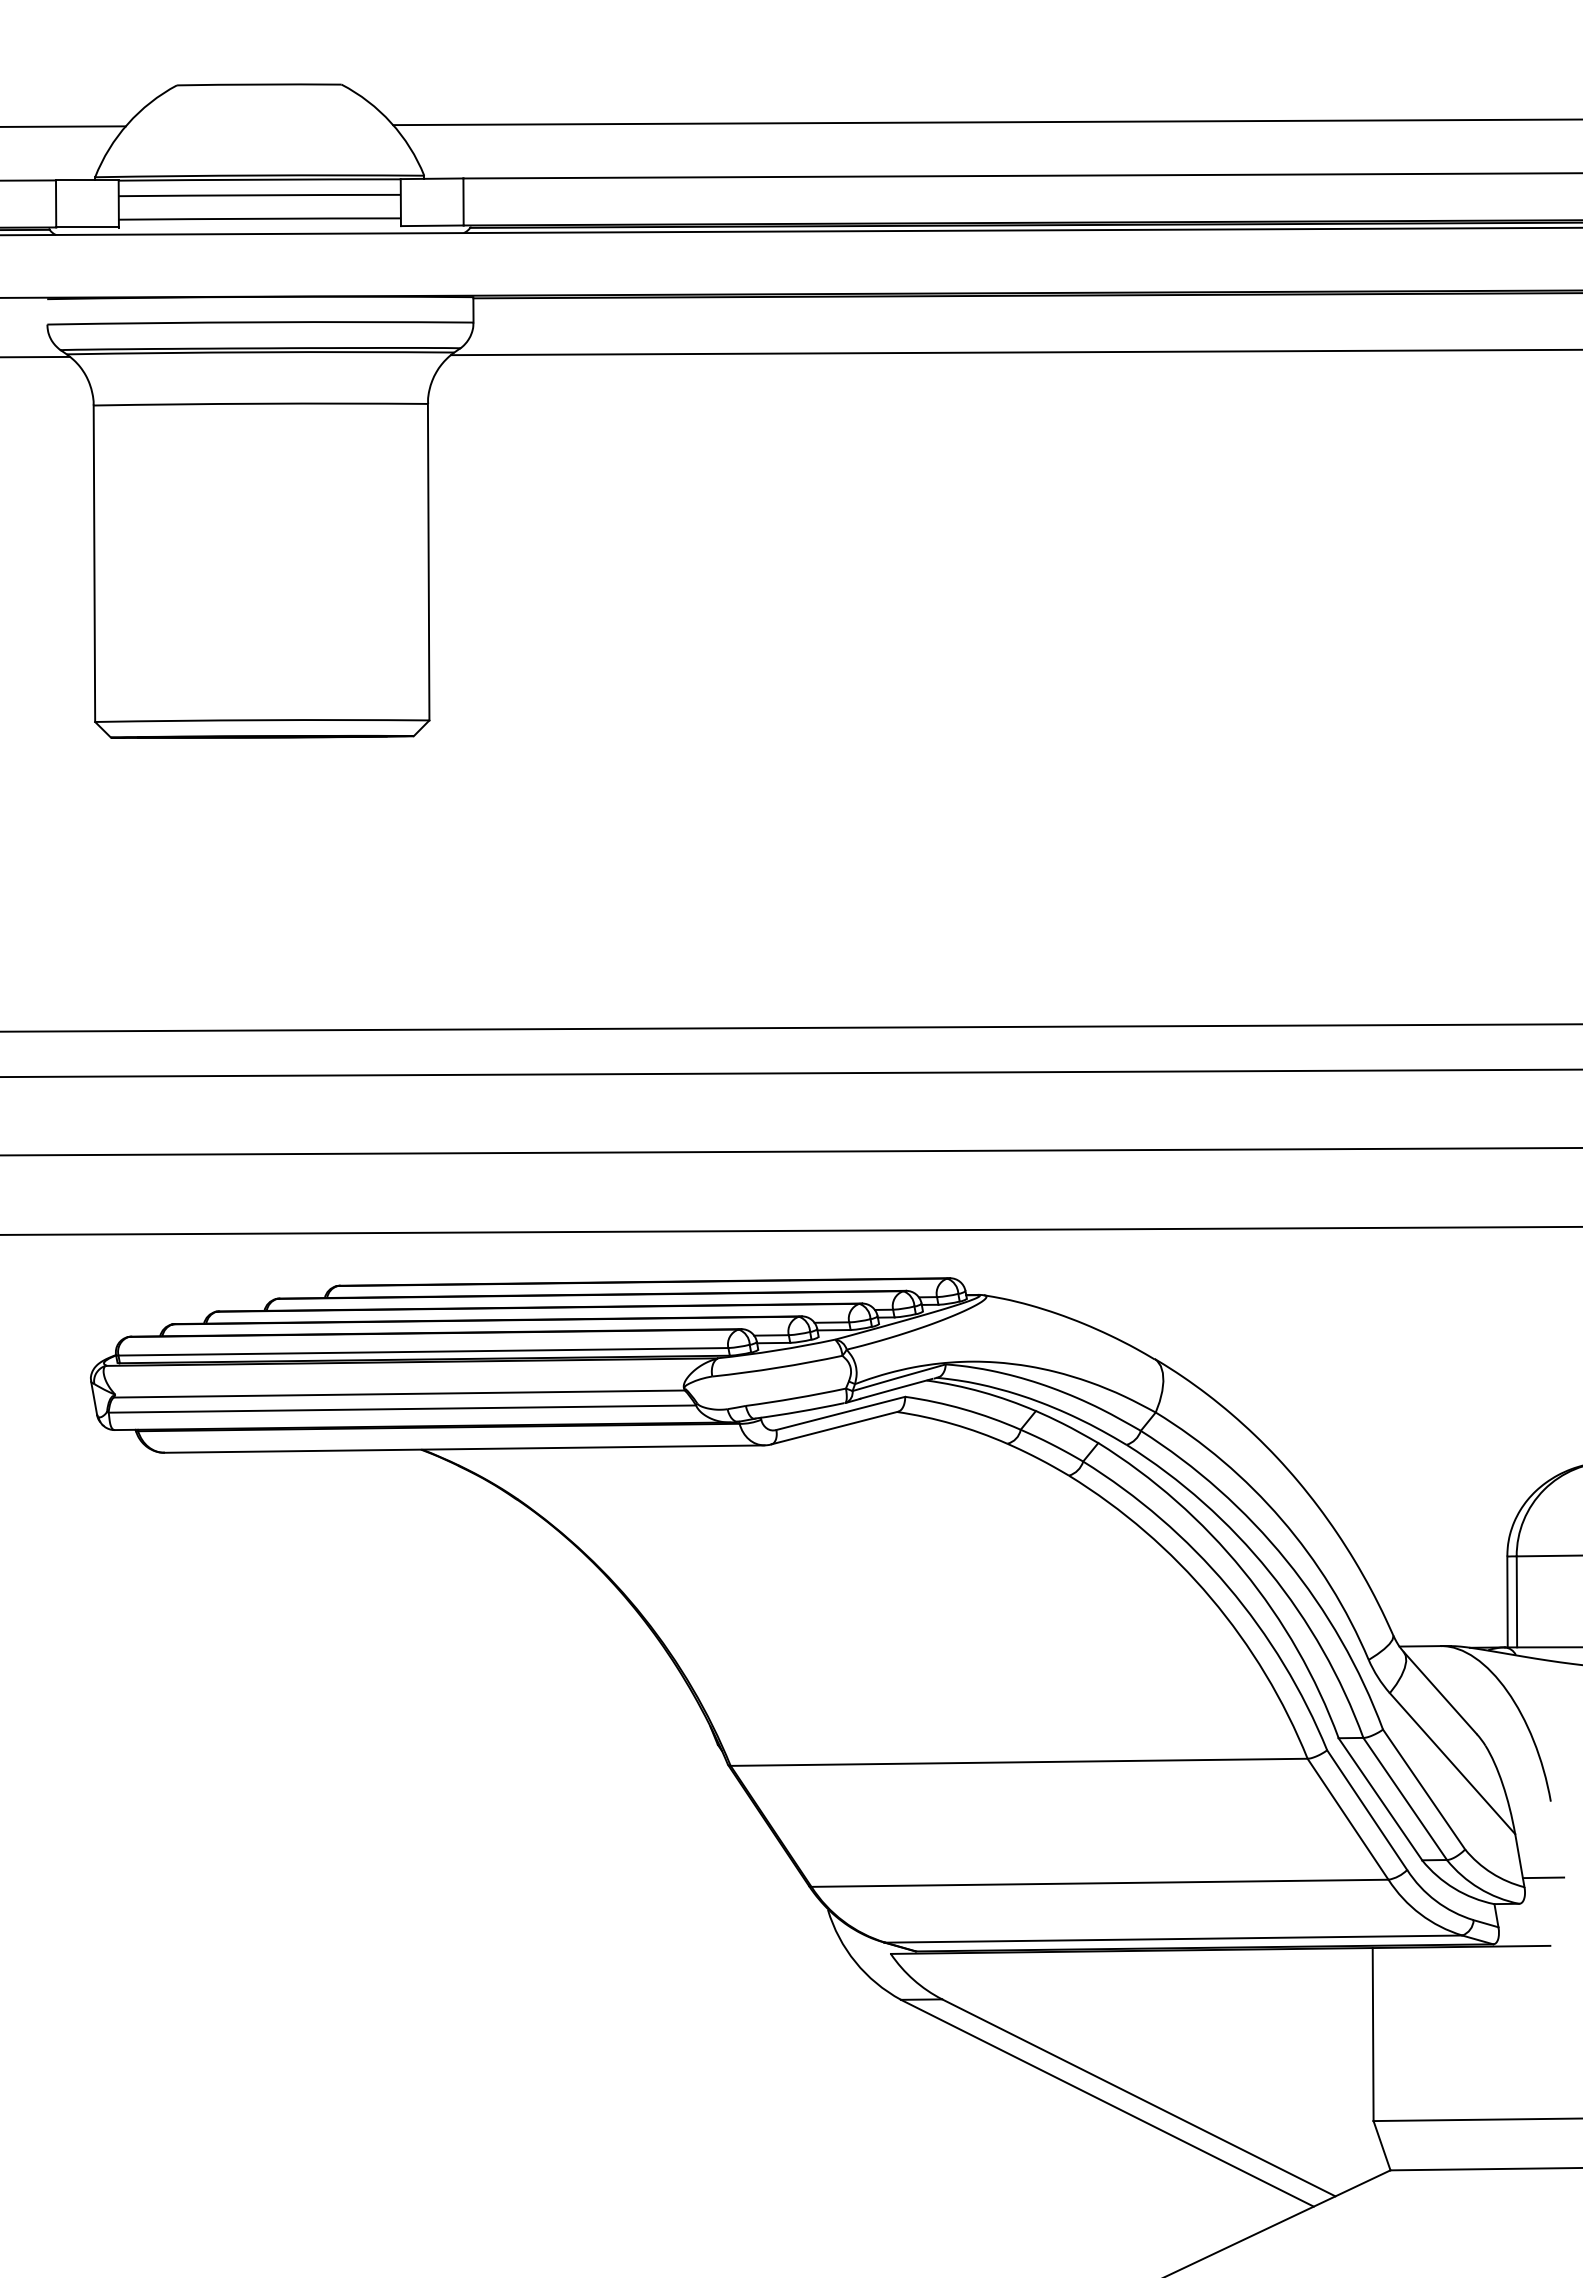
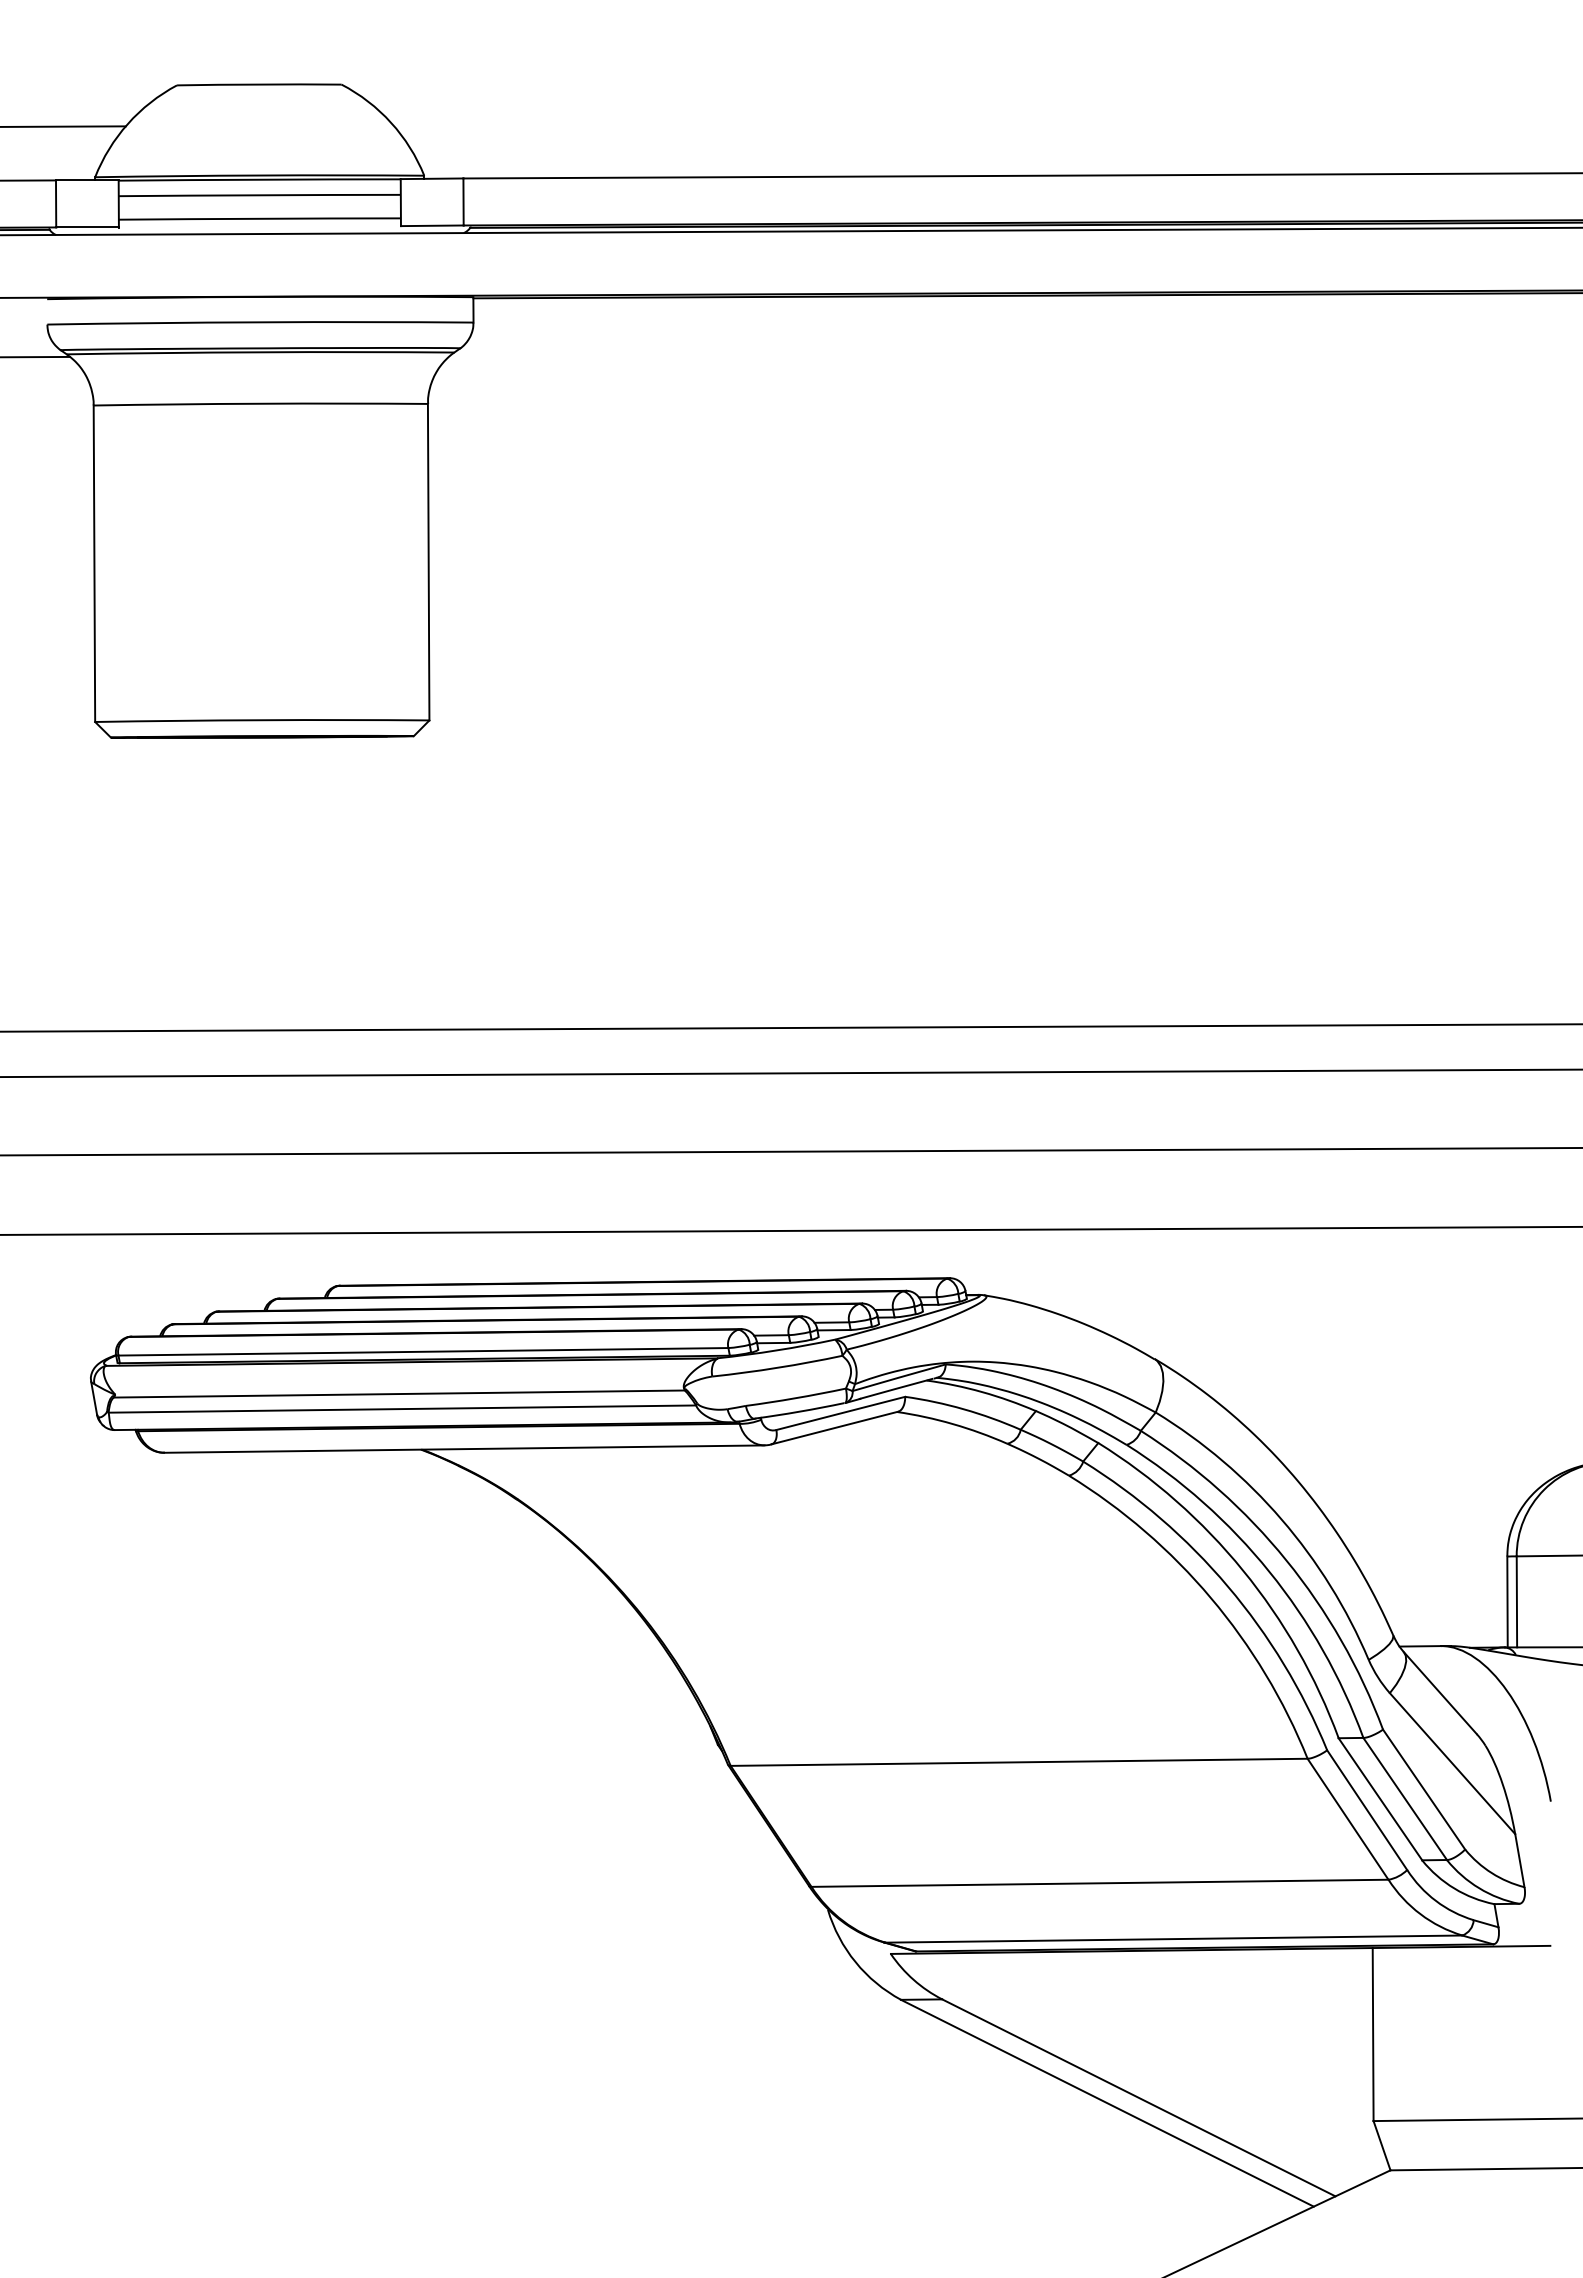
line: present -> none (986, 122)
line: present -> none (1015, 352)
line: present -> none (1543, 1877)
